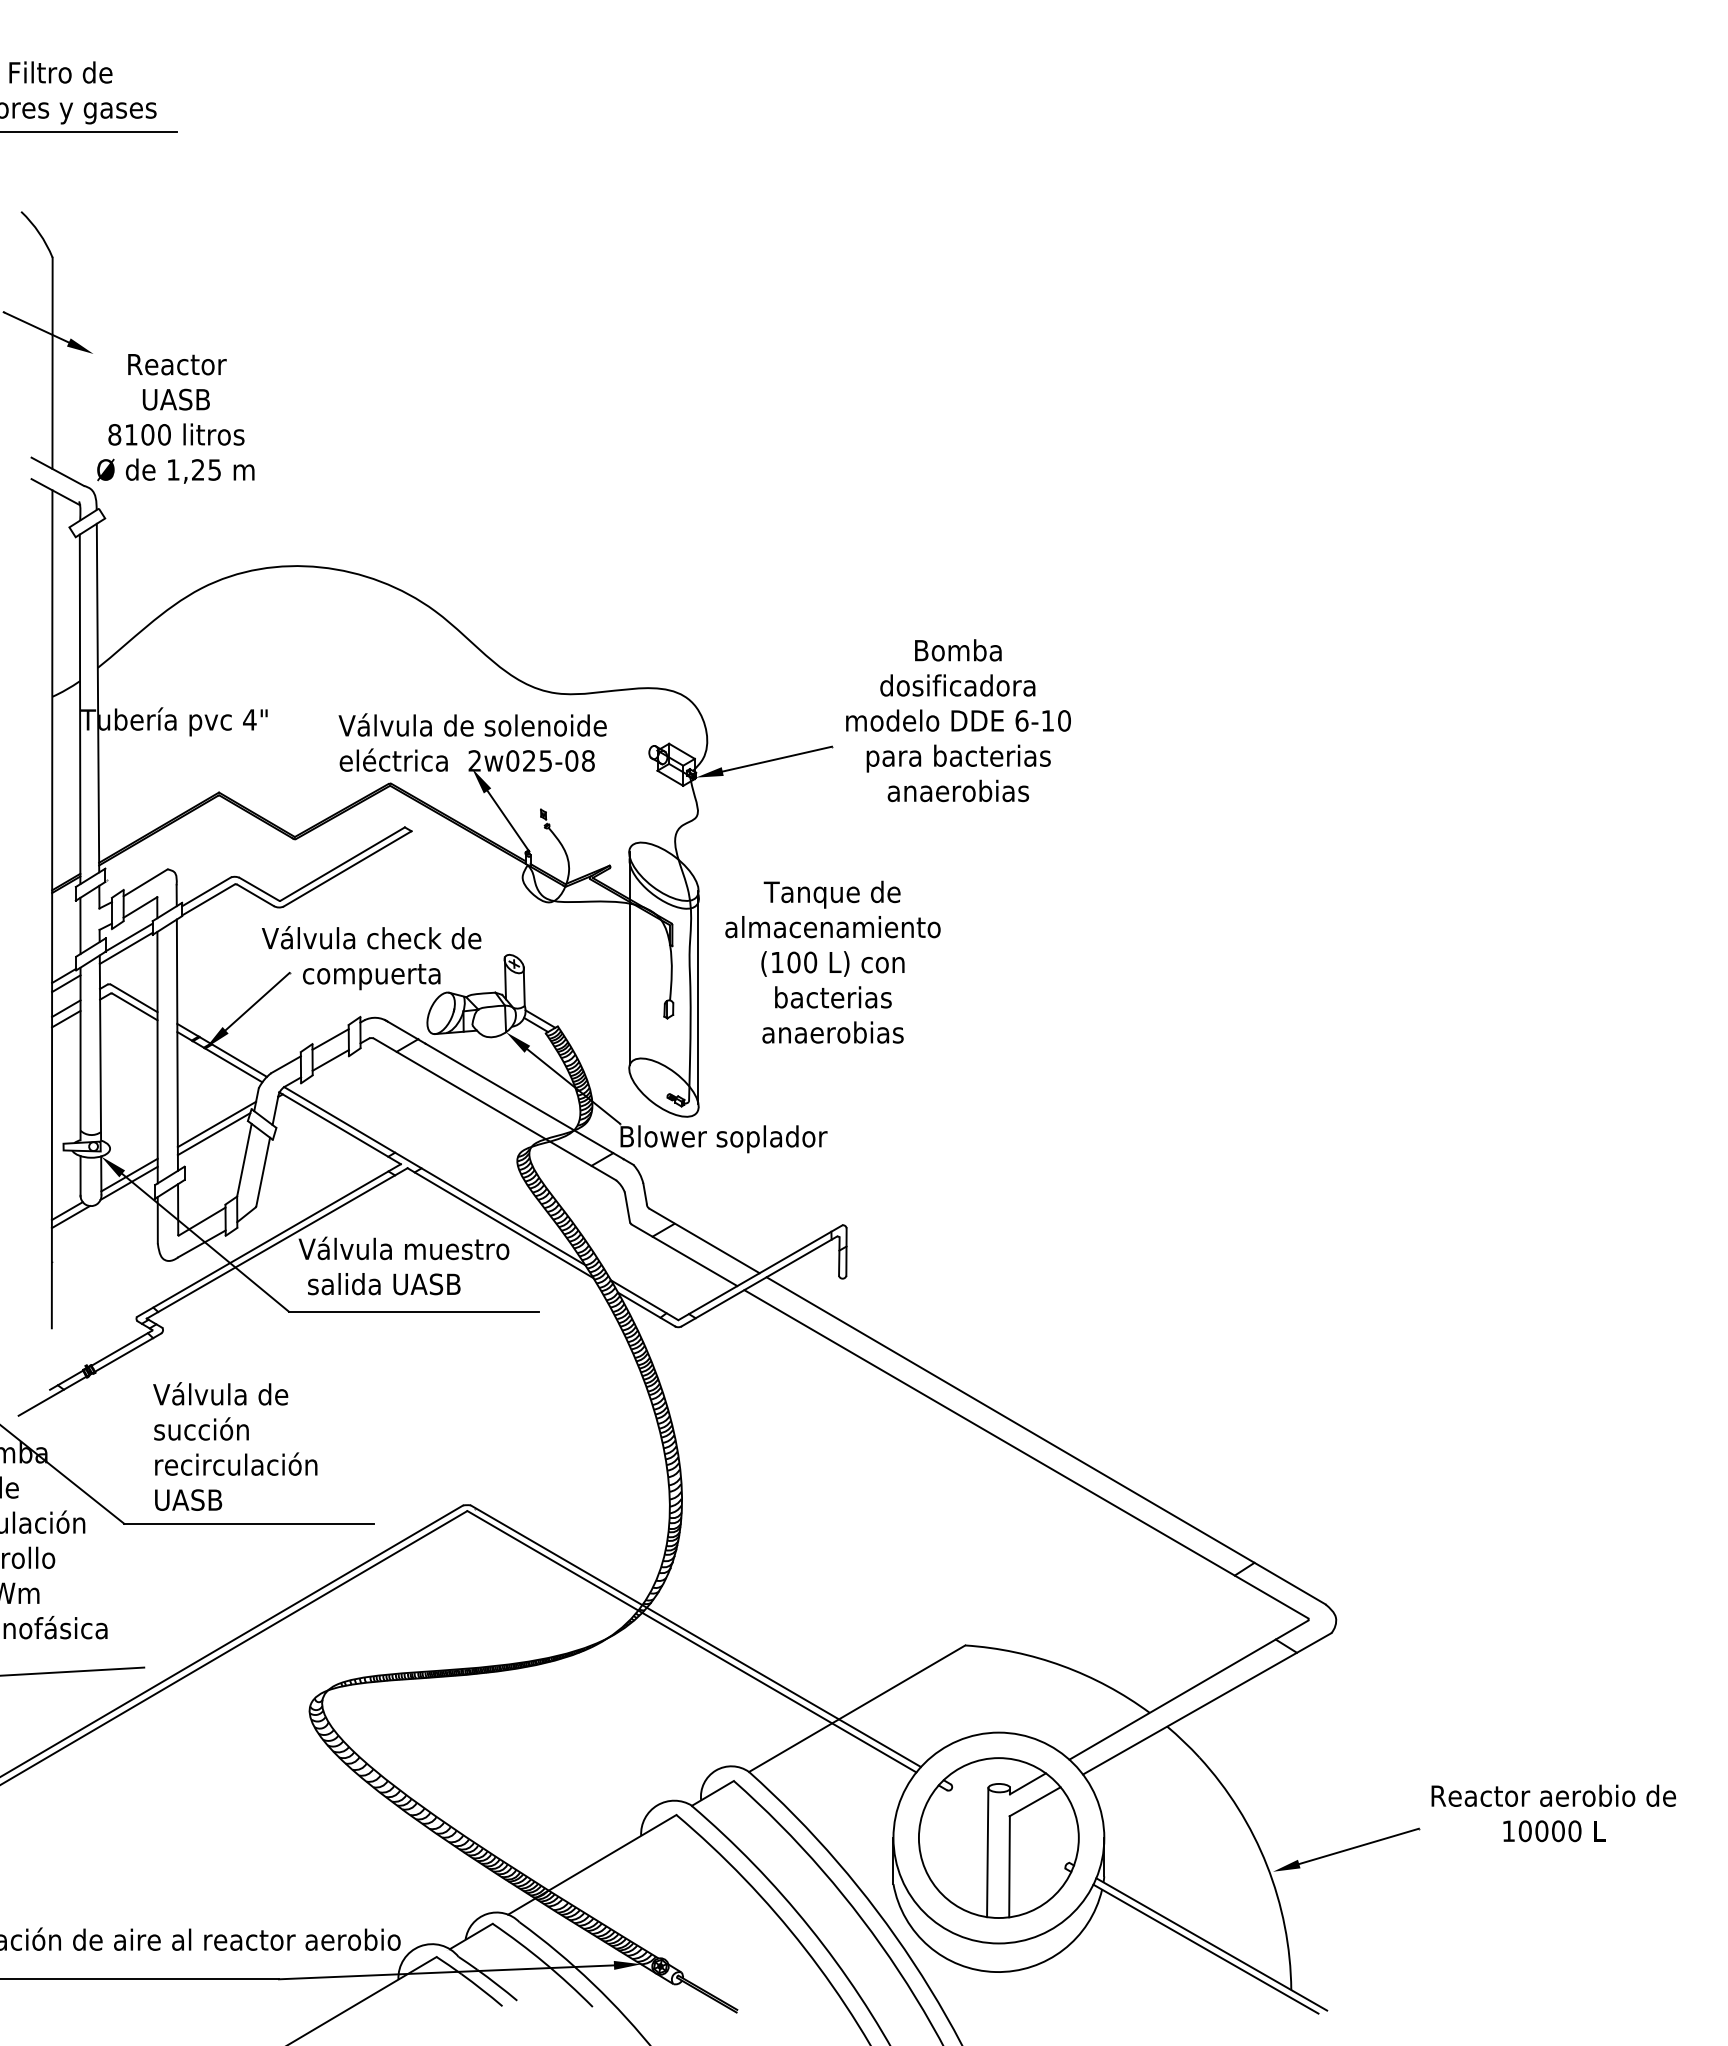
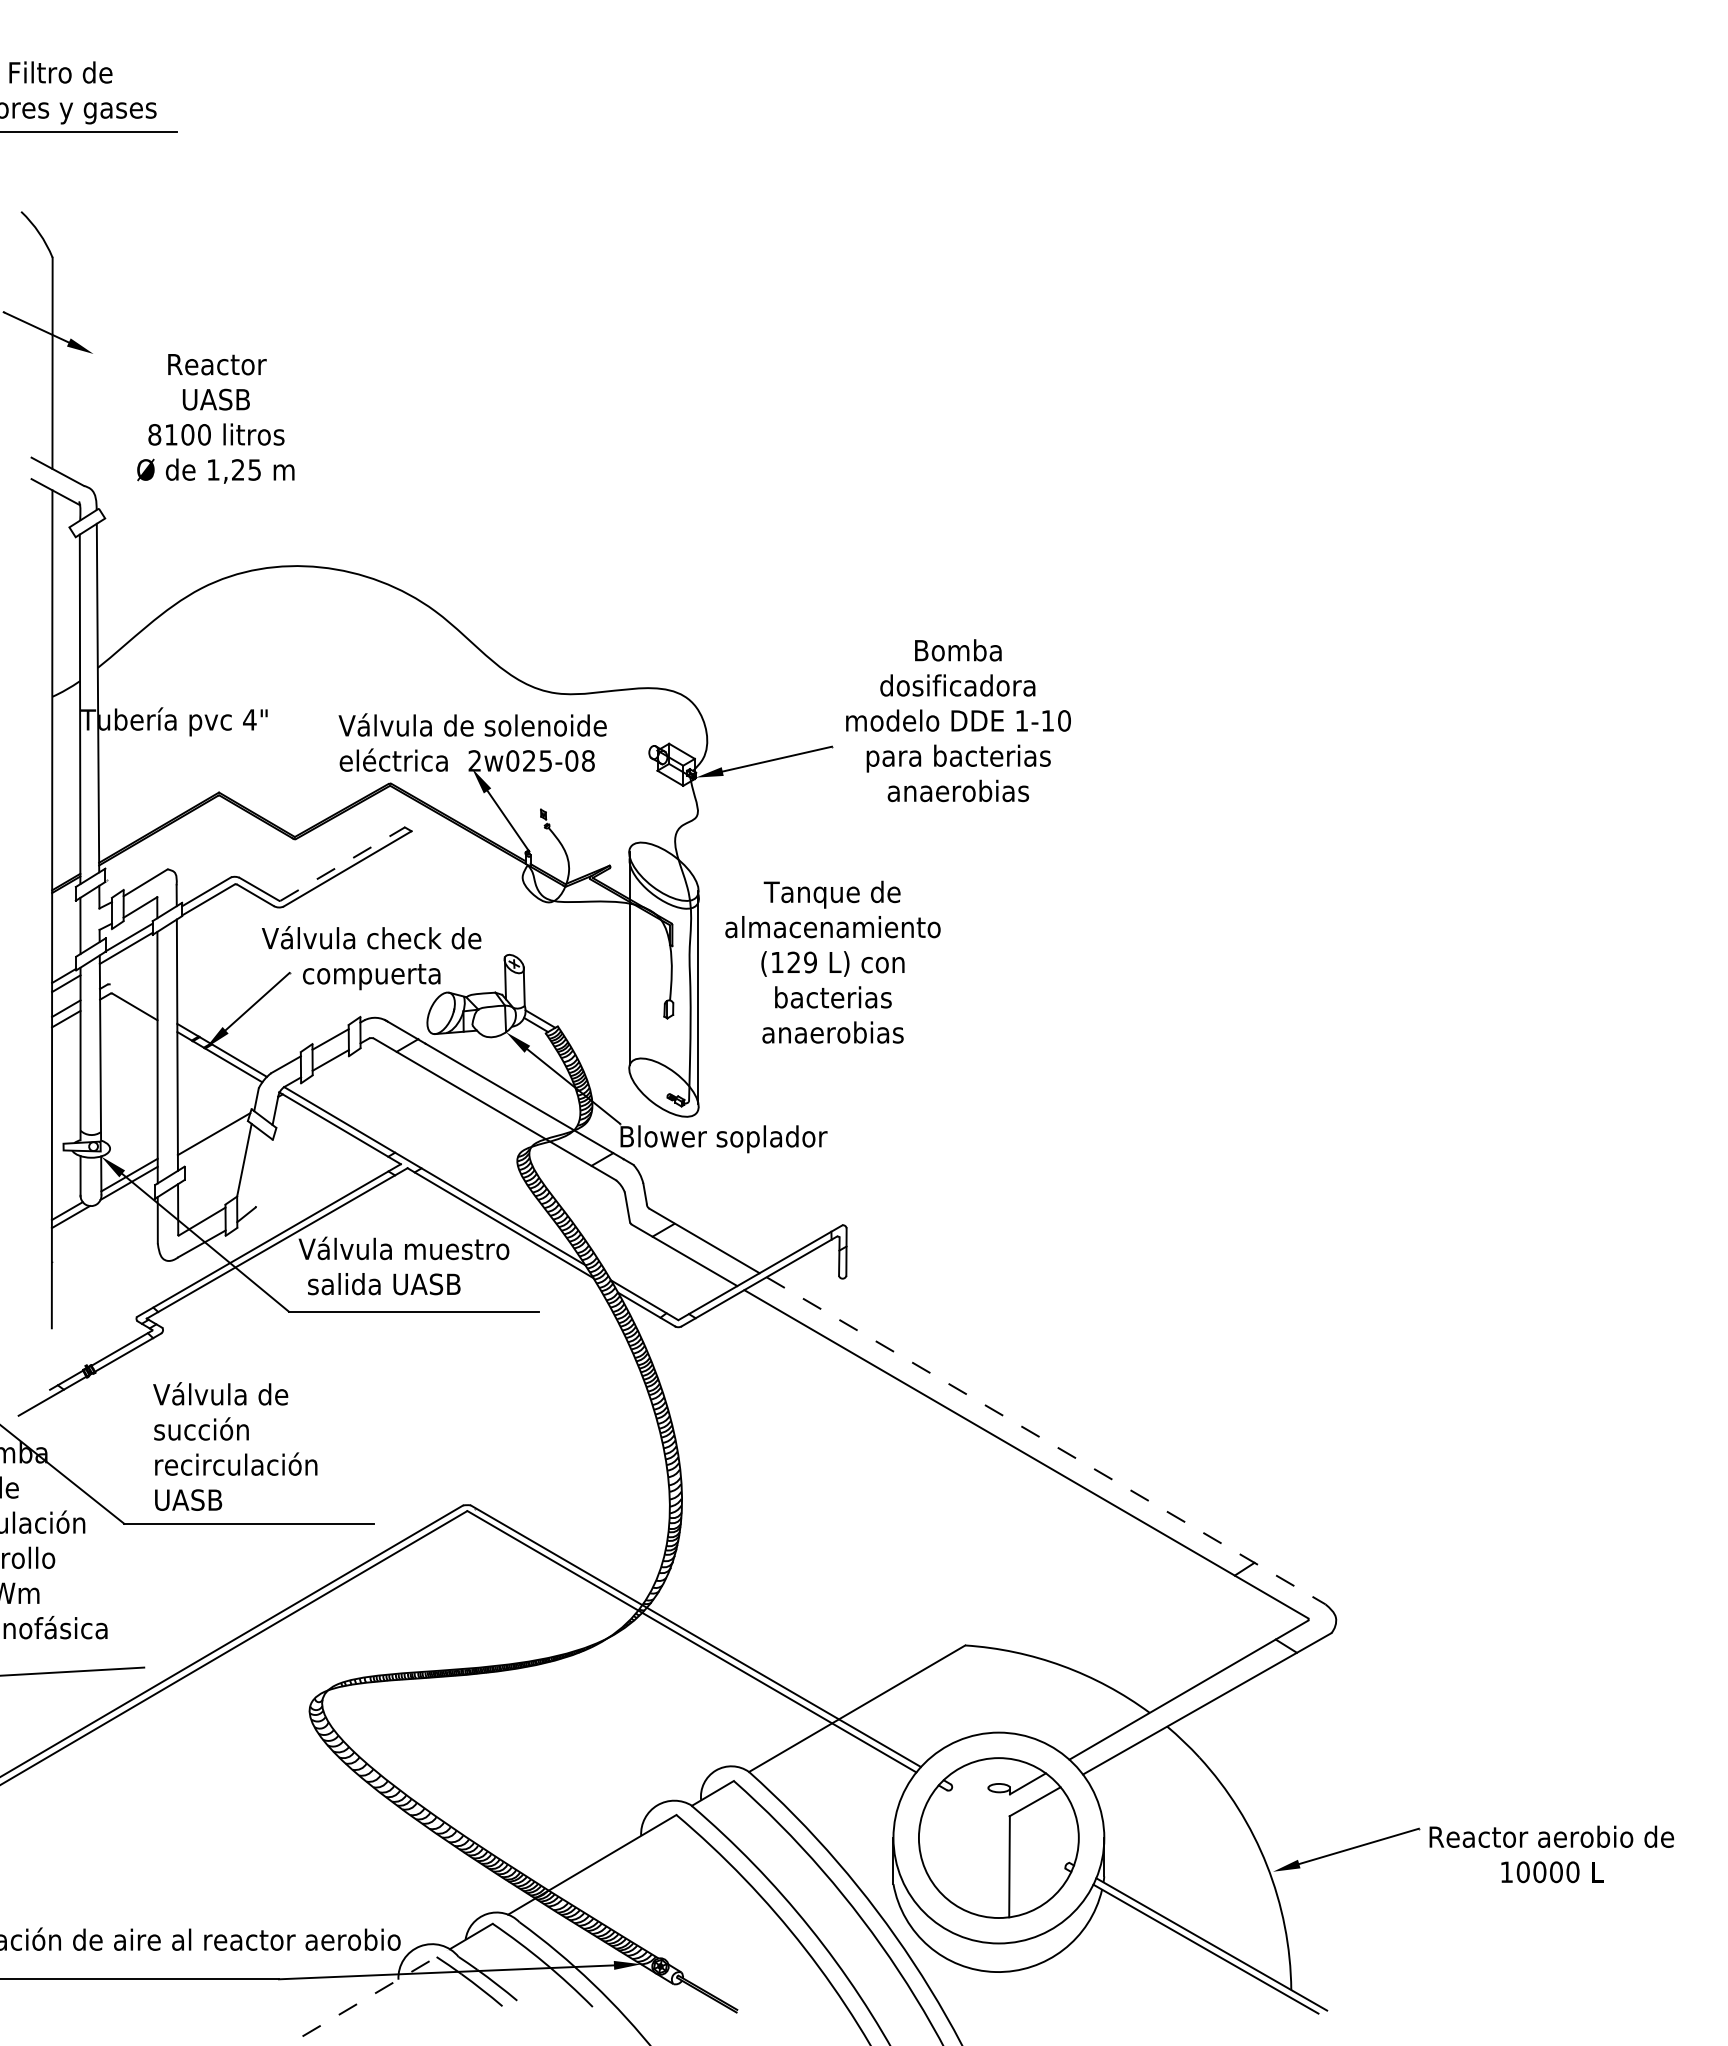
text position: (175, 418) -> (215, 418) (215, 418)
text: 6-10 -> 1-10 (1021, 720)
line: solid -> dashed (343, 863)
text: (100 -> (129 (802, 962)
line: present -> none (133, 998)
line: present -> none (216, 1124)
line: present -> none (263, 1171)
line: solid -> dashed (1046, 1440)
text position: (1553, 1813) -> (1551, 1854) (1551, 1854)
line: present -> none (987, 1852)
line: solid -> dashed (361, 2001)
